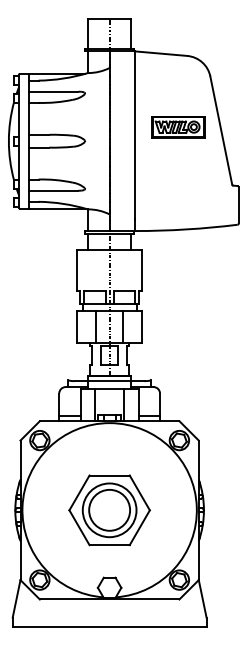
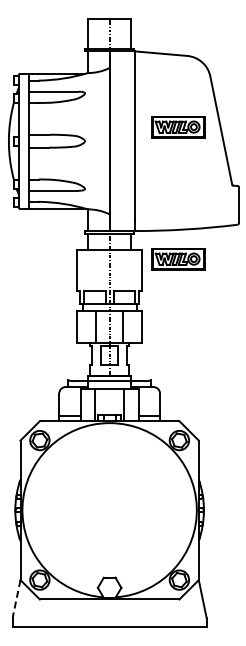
part: none -> present (178, 259)
part: present -> none (109, 510)
line: solid -> dashed (16, 599)
